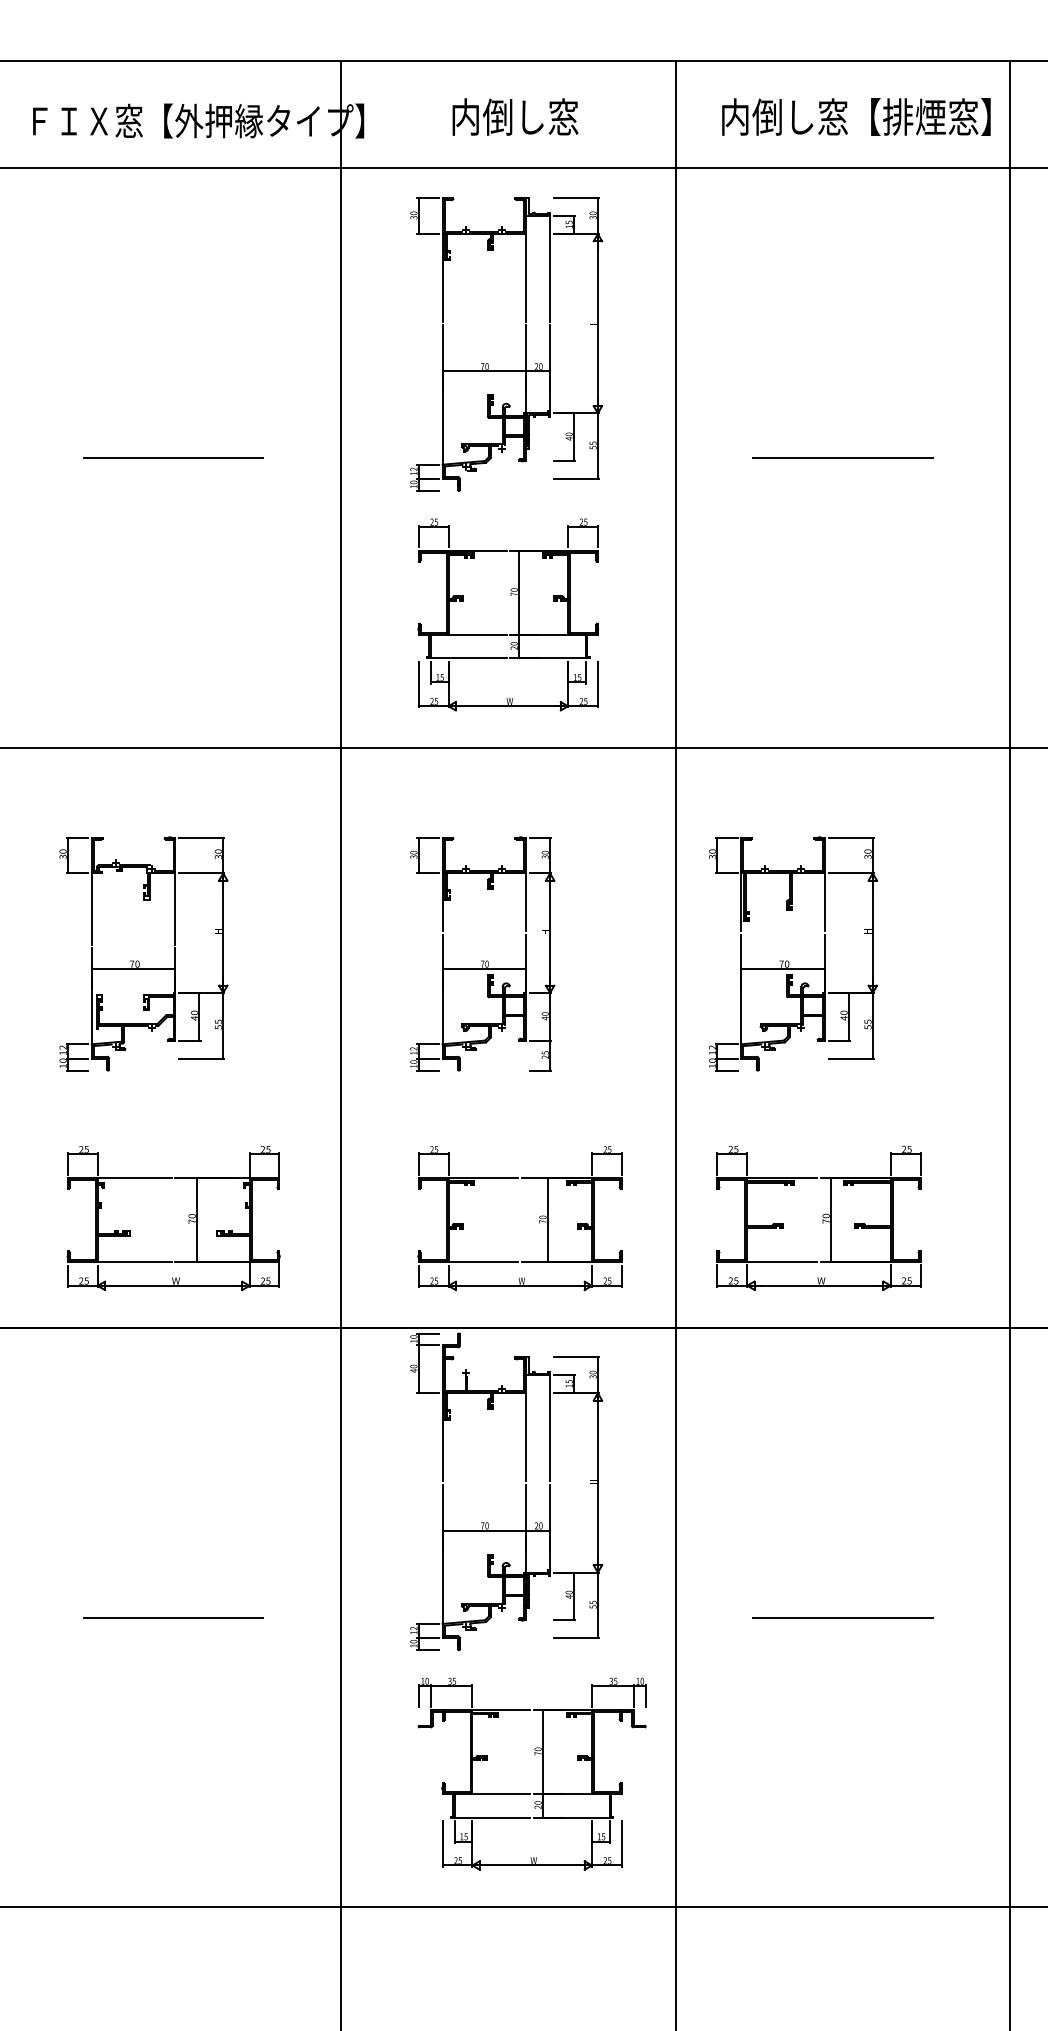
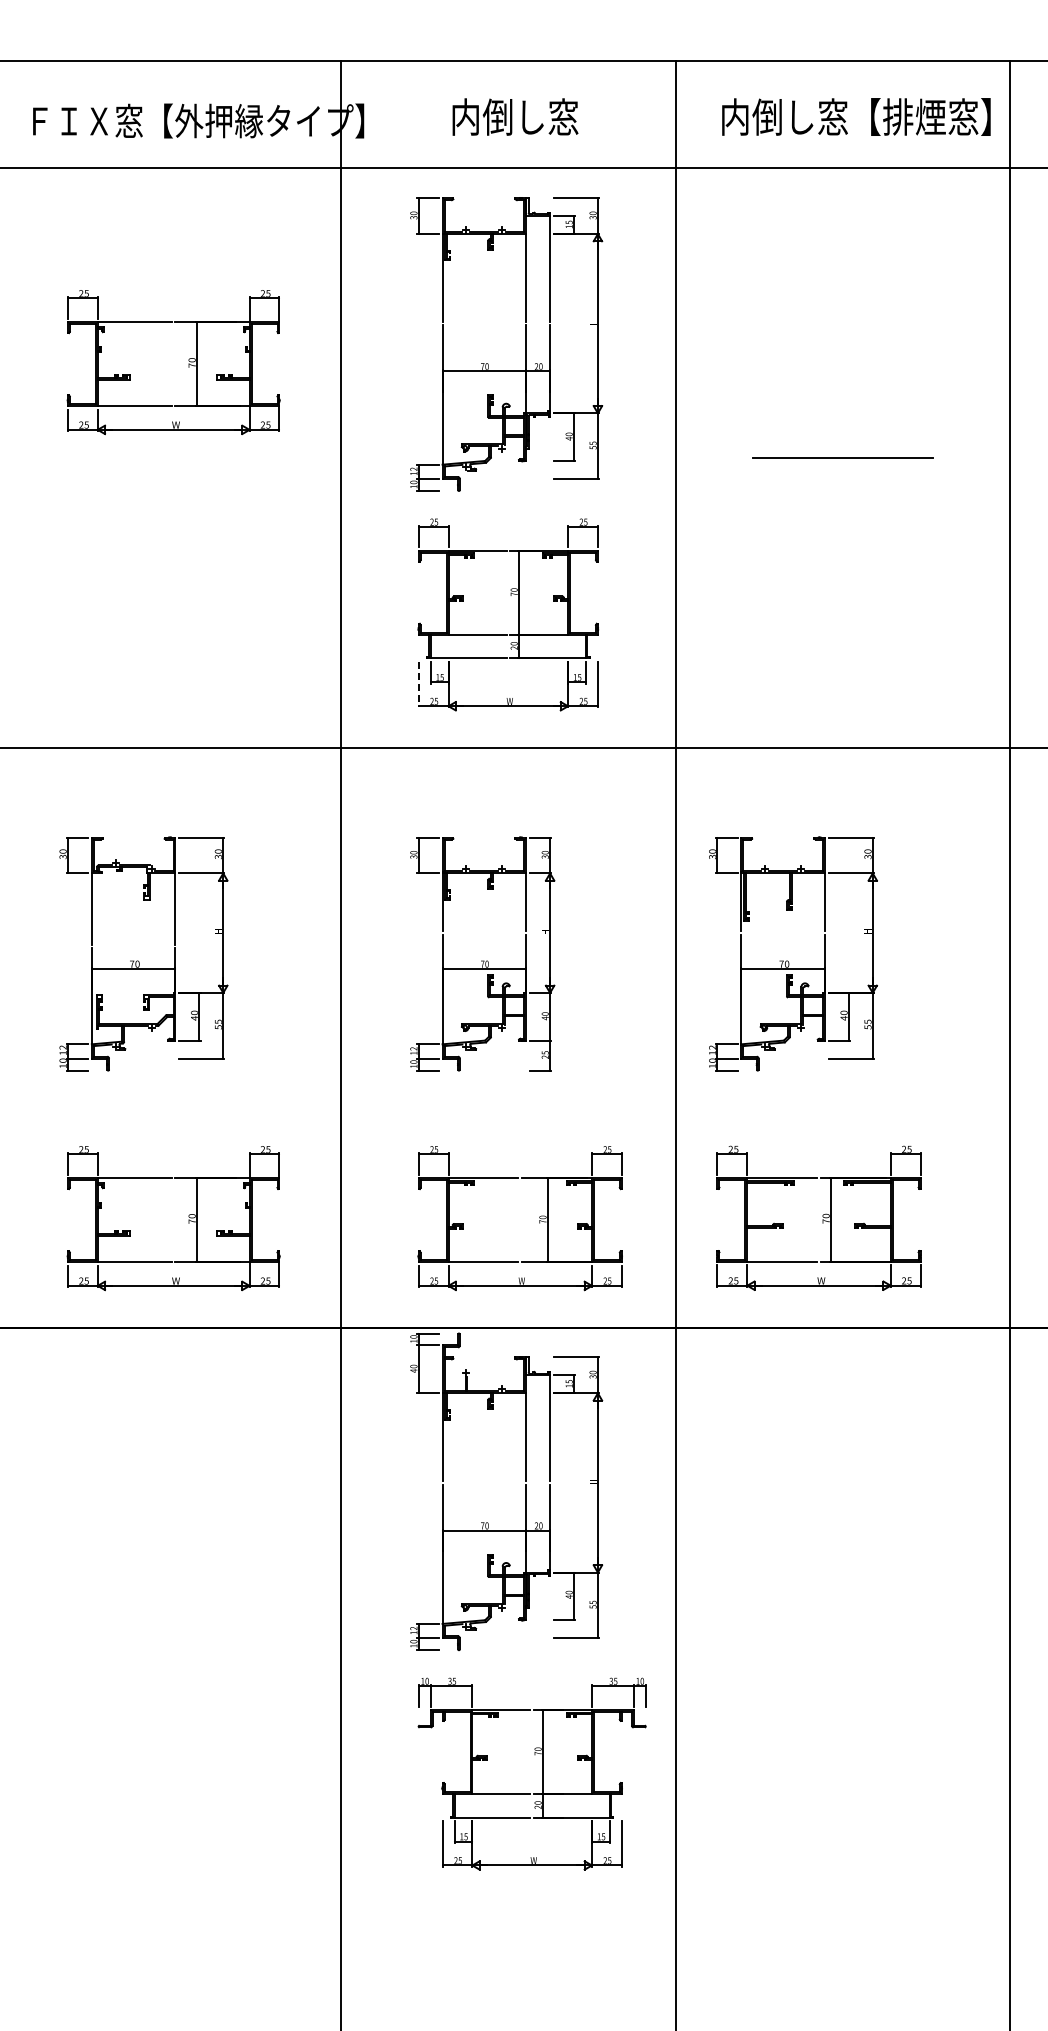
part: none -> present (188, 363)
line: present -> none (173, 458)
line: solid -> dashed (418, 684)
line: present -> none (173, 1617)
line: present -> none (842, 1617)
line: present -> none (523, 1907)
